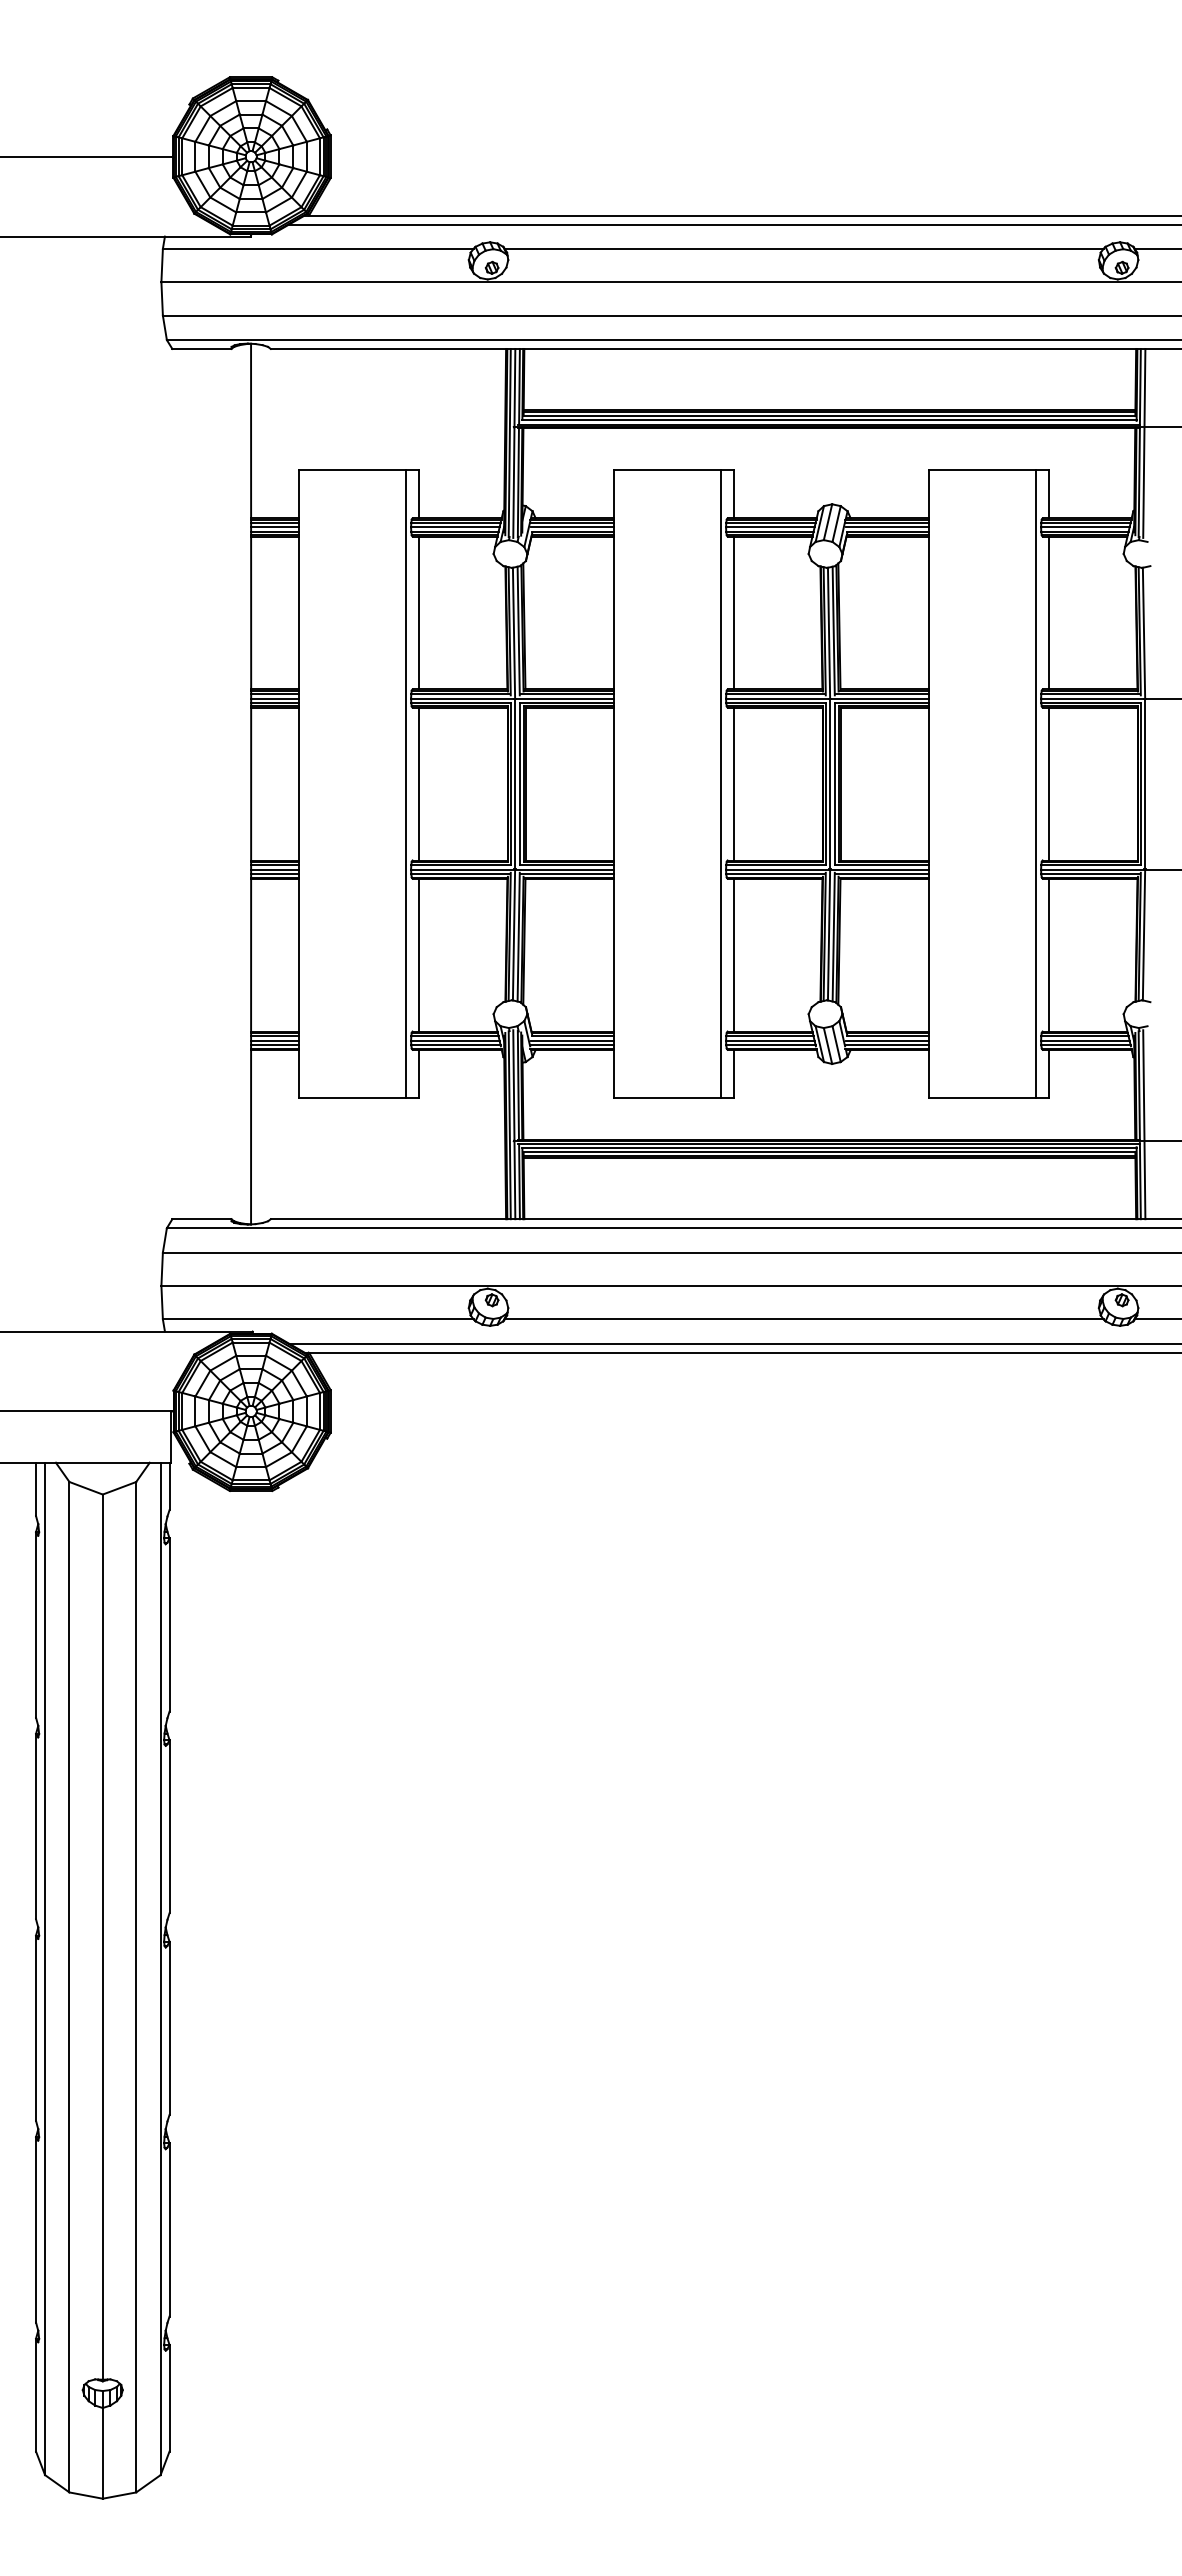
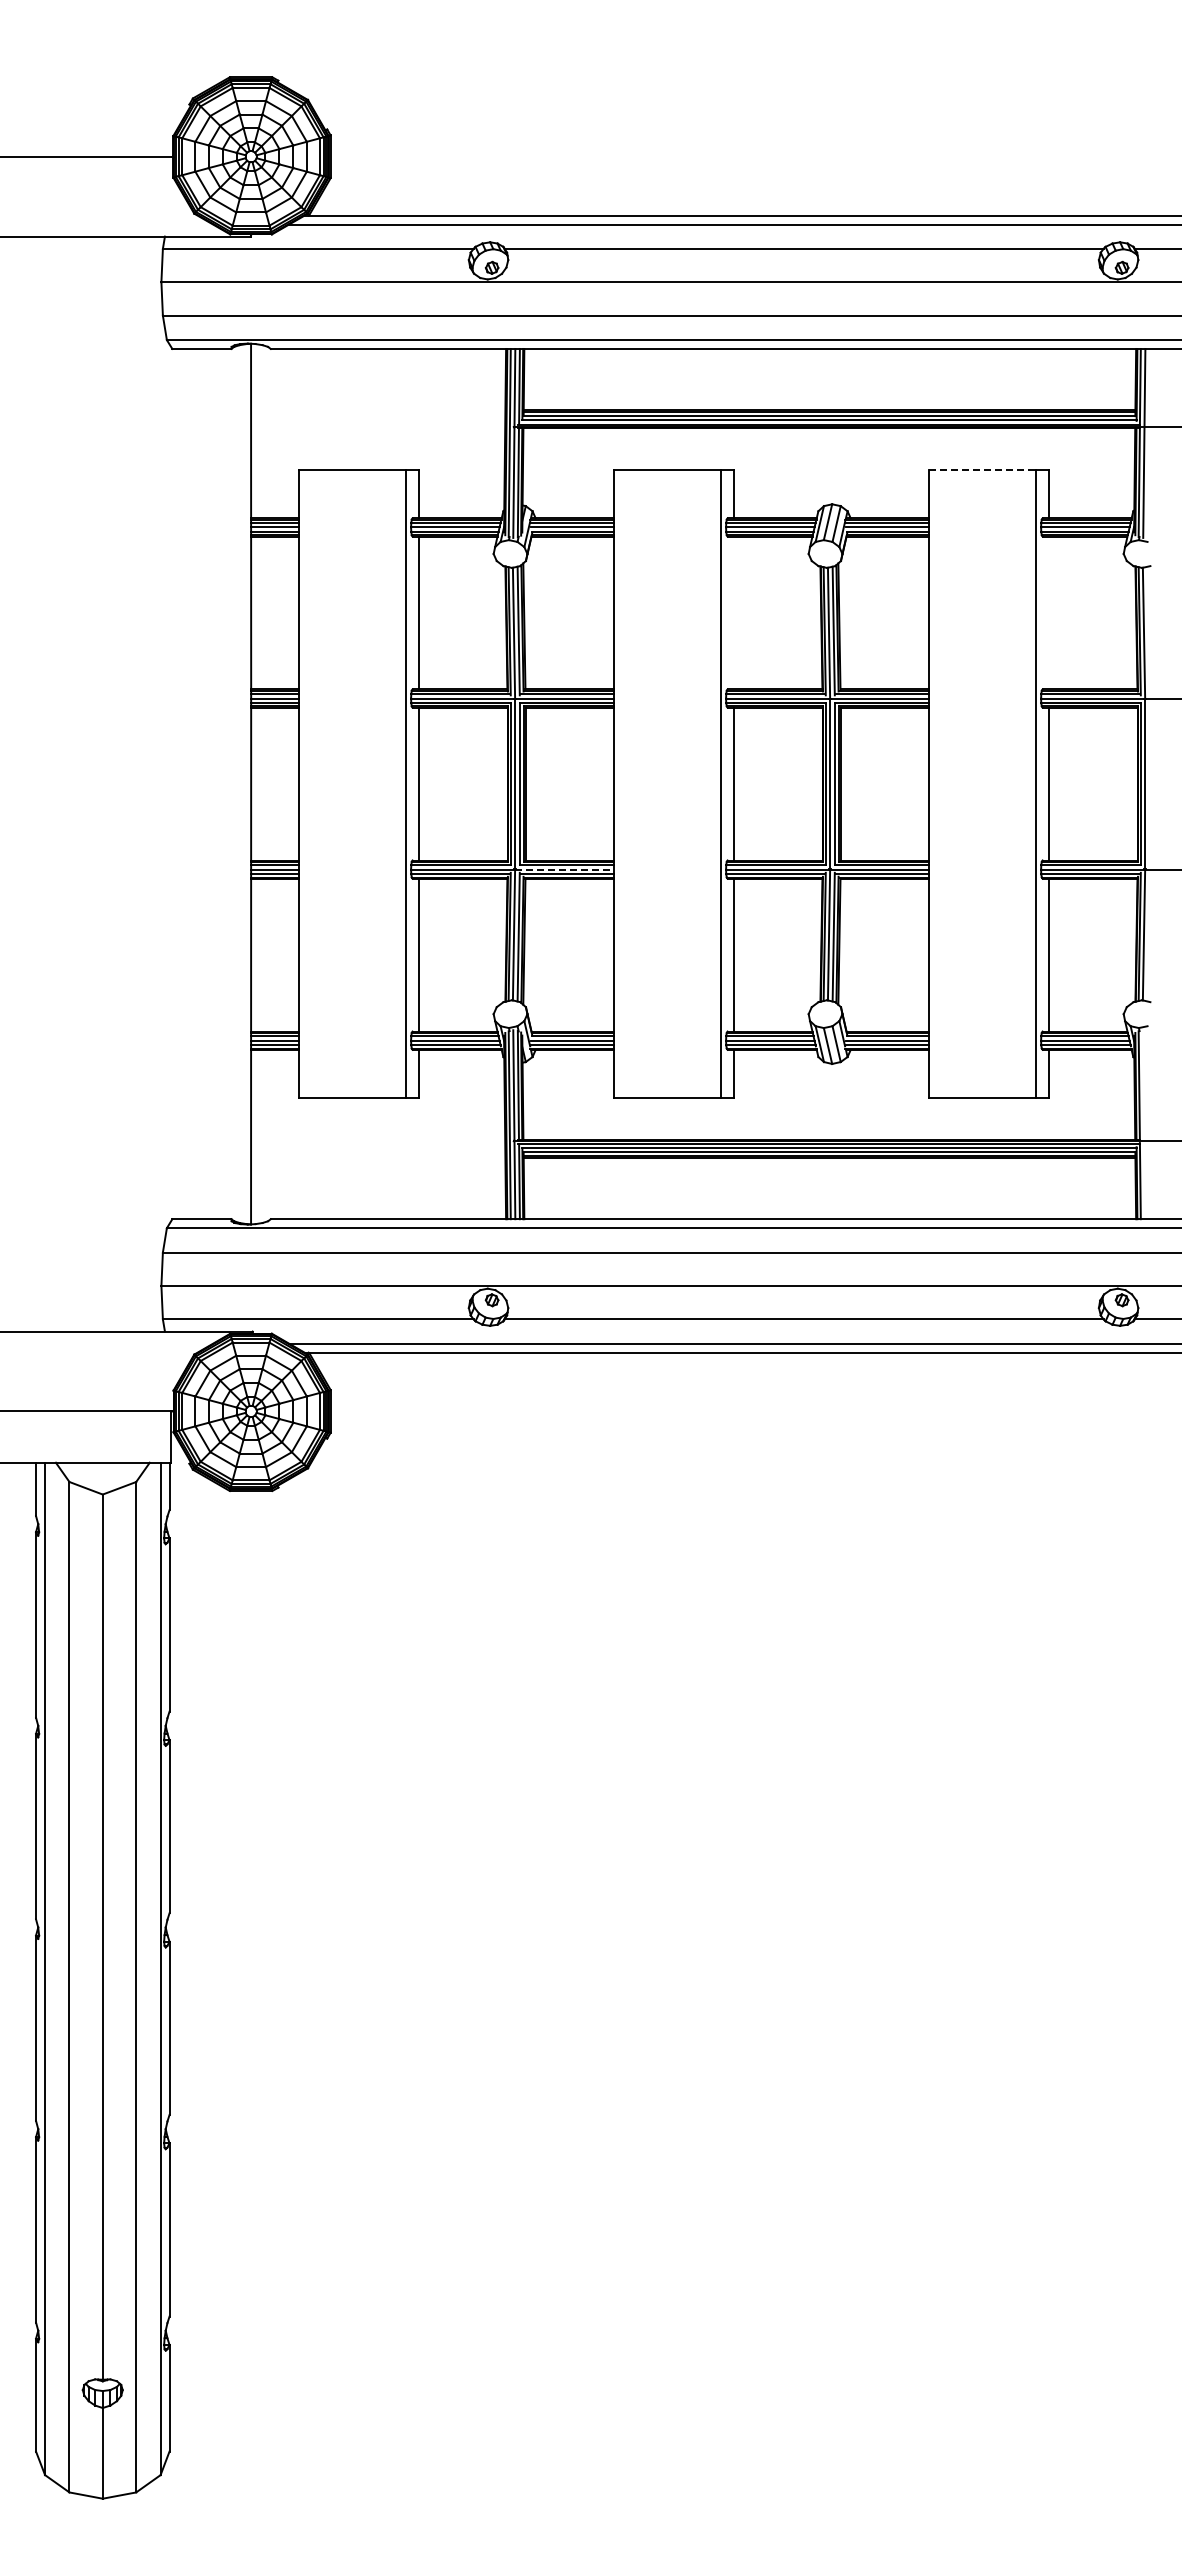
line: solid -> dashed (983, 470)
line: present -> none (734, 612)
line: present -> none (1049, 612)
line: solid -> dashed (565, 869)
line: present -> none (1144, 1124)
